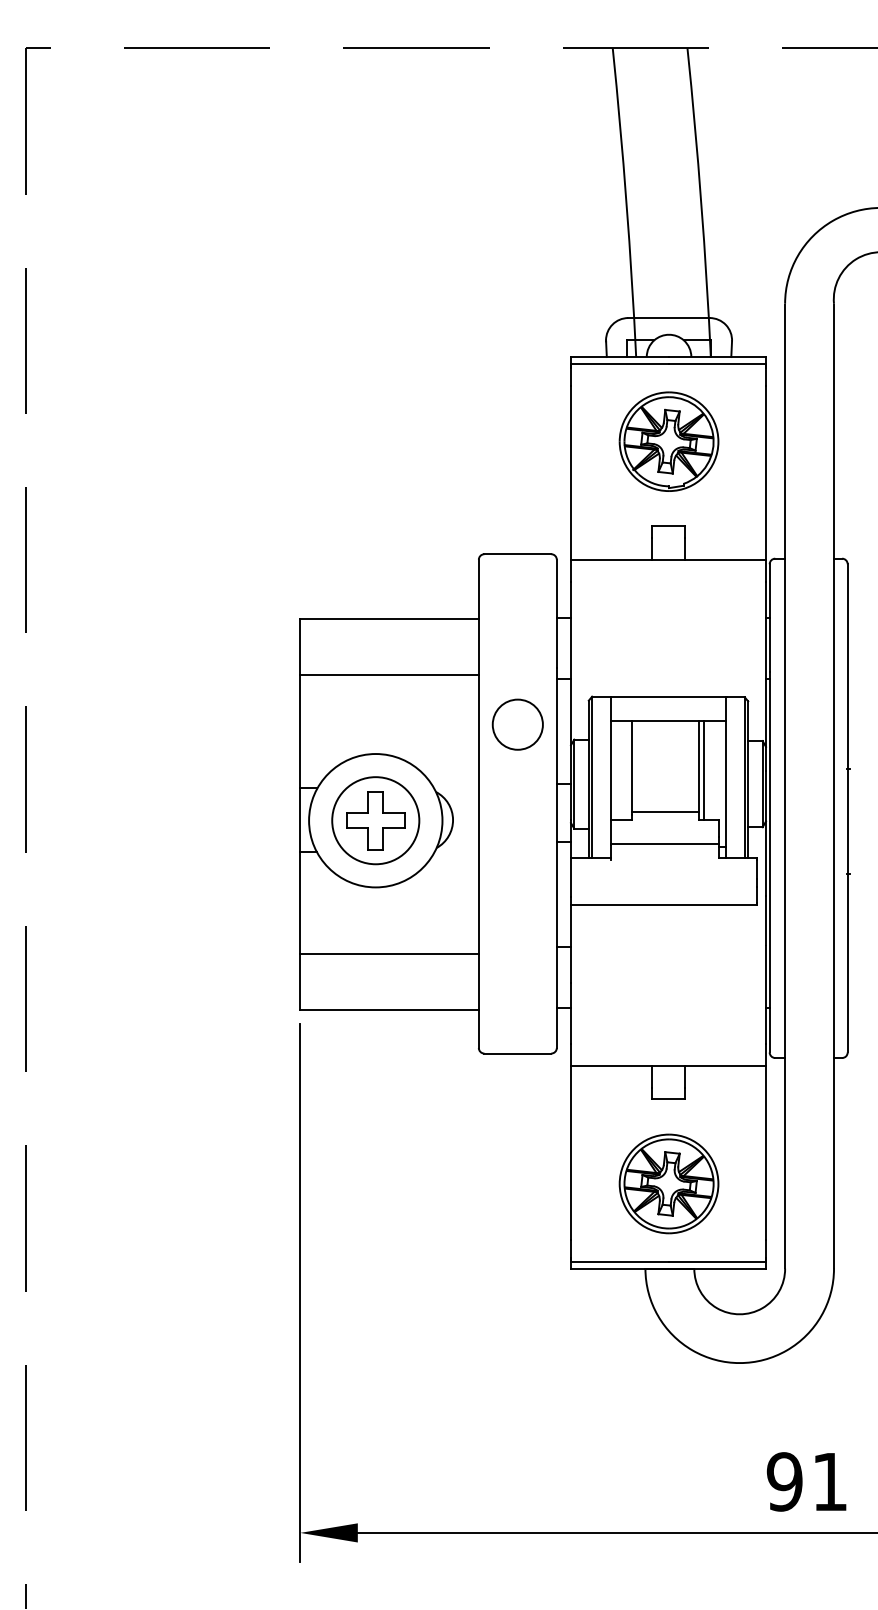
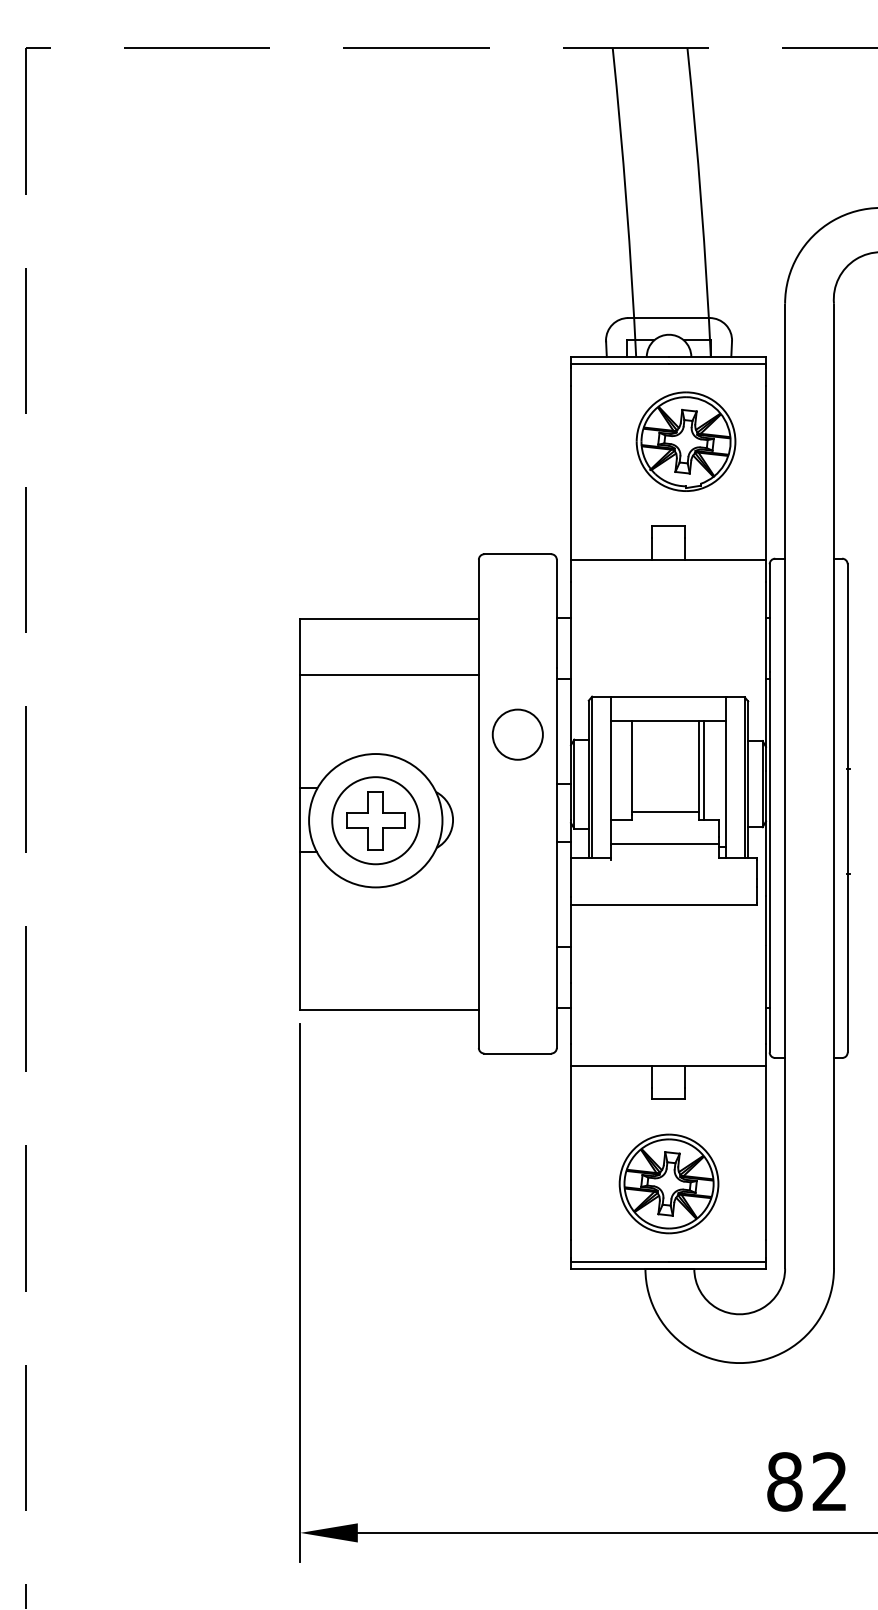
part position: (668, 441) -> (685, 441) (685, 441)
circle position: (517, 724) -> (517, 734) (517, 734)
line: present -> none (389, 953)
text: 91 -> 82 (806, 1481)
